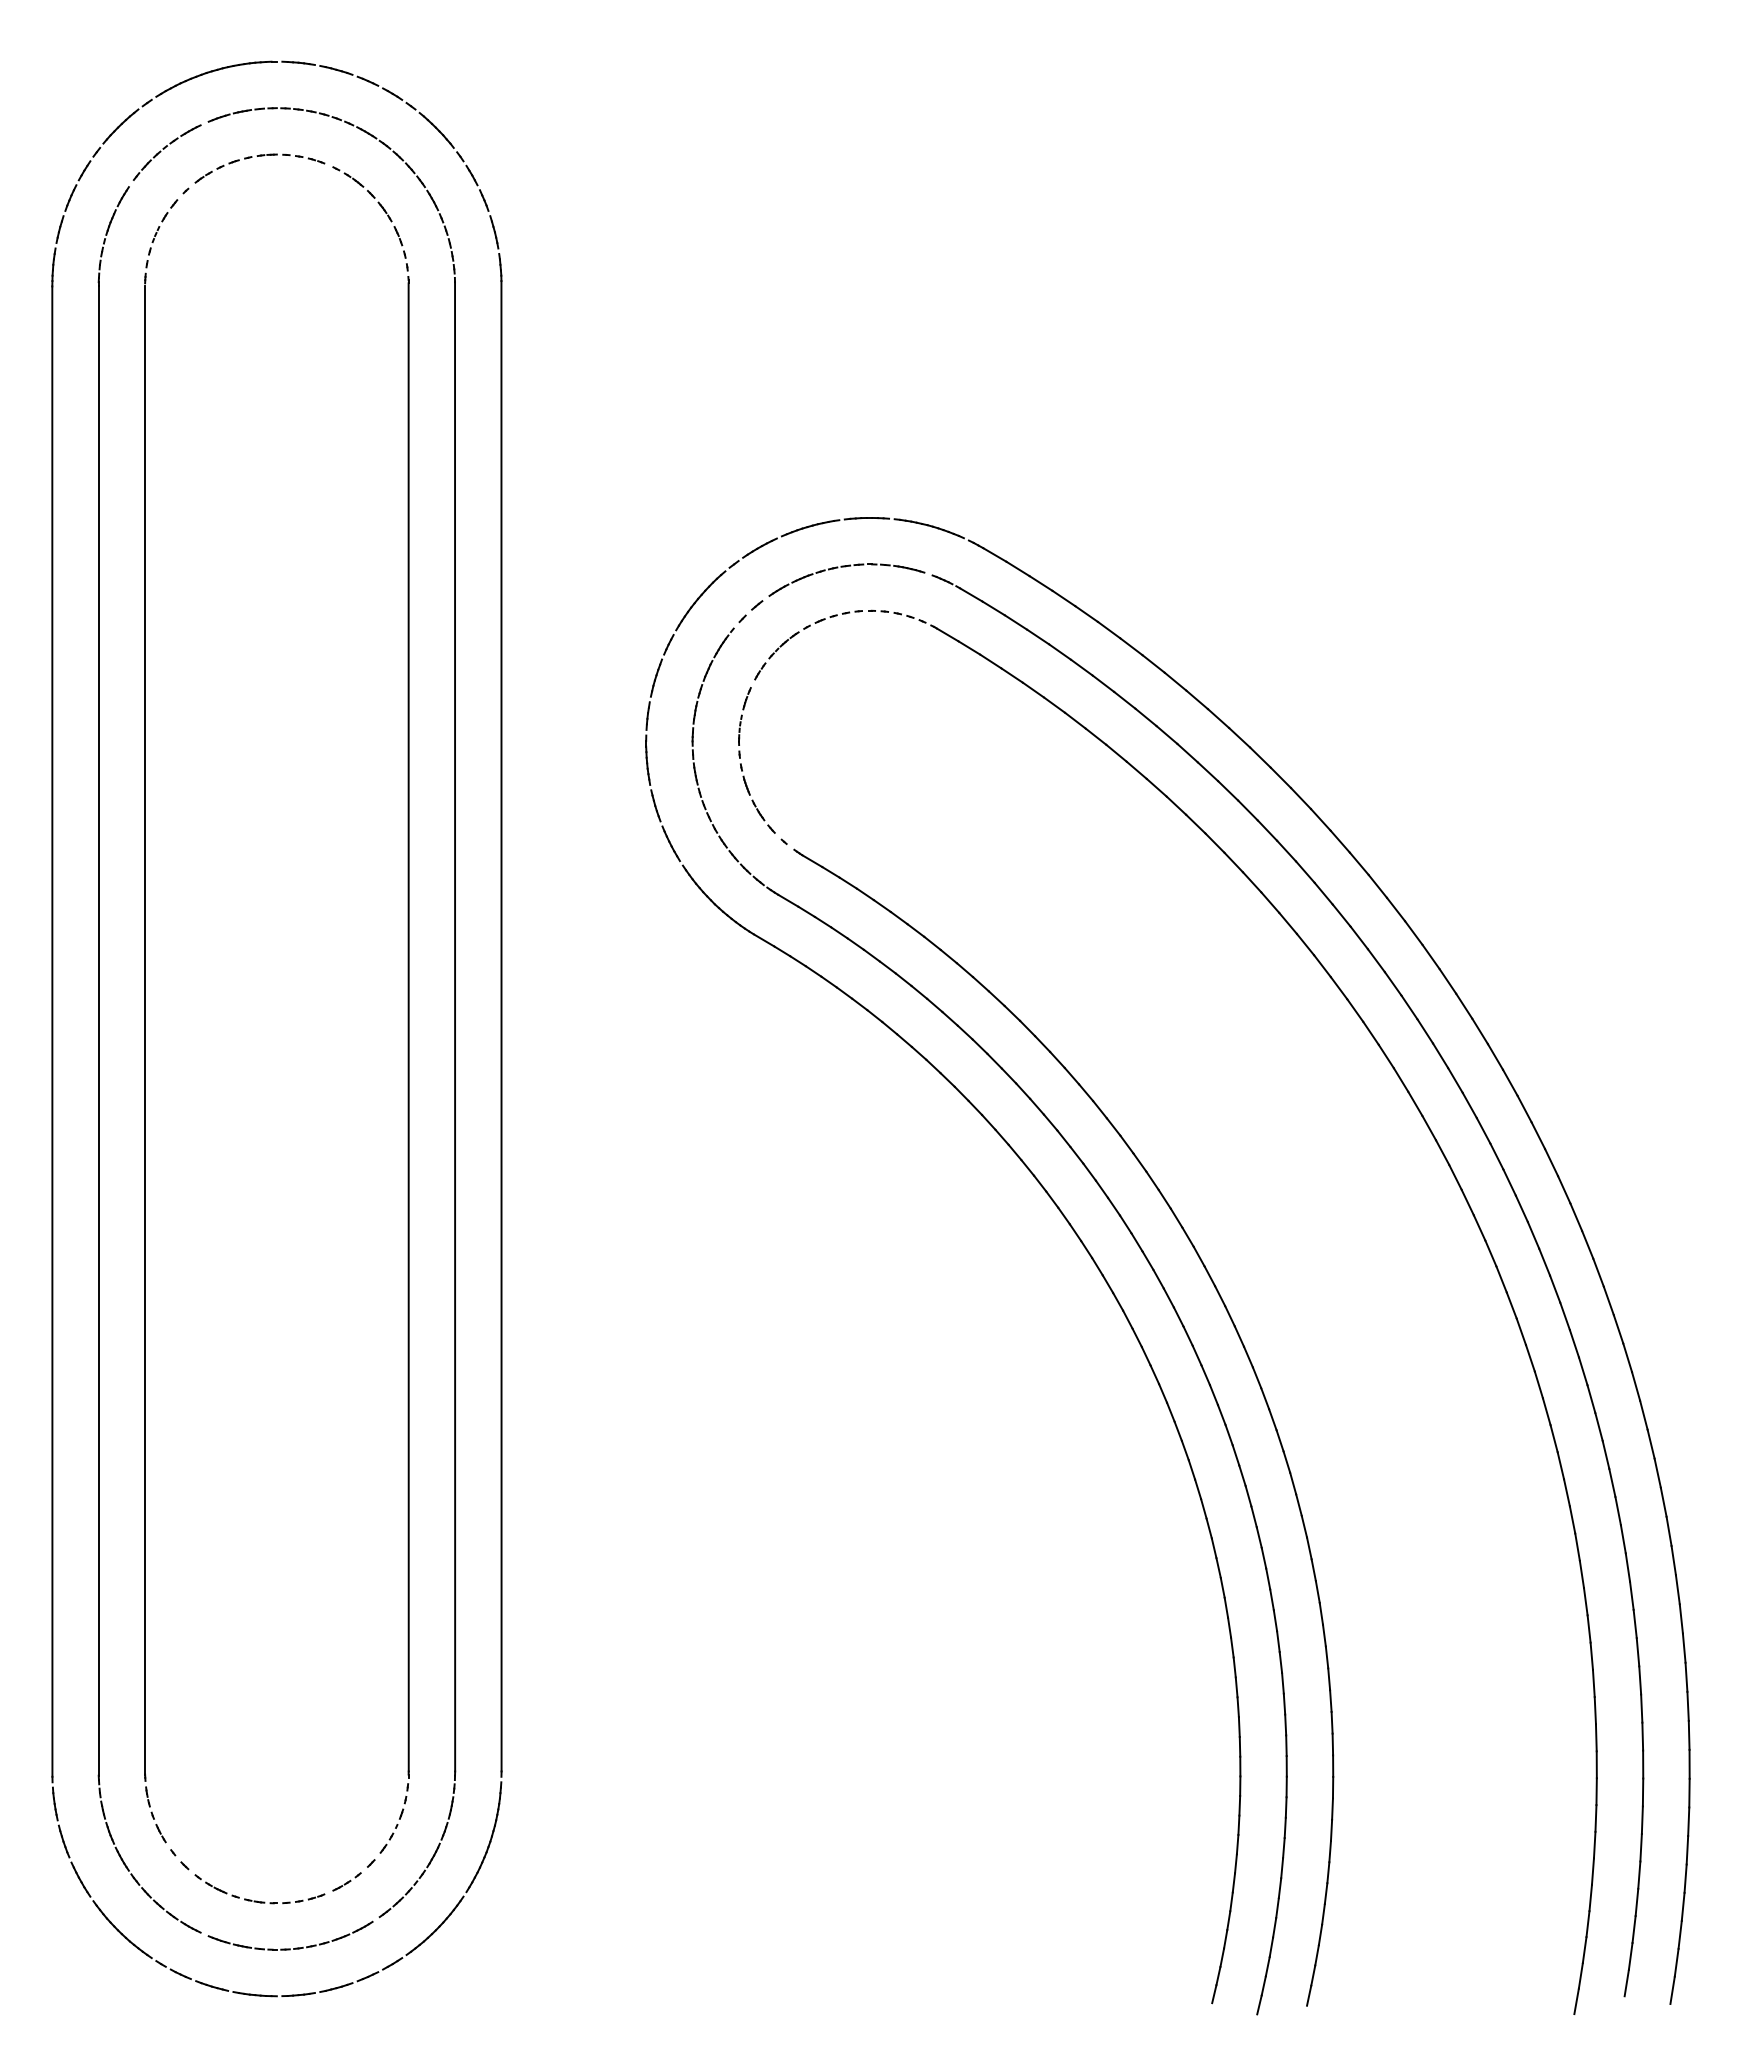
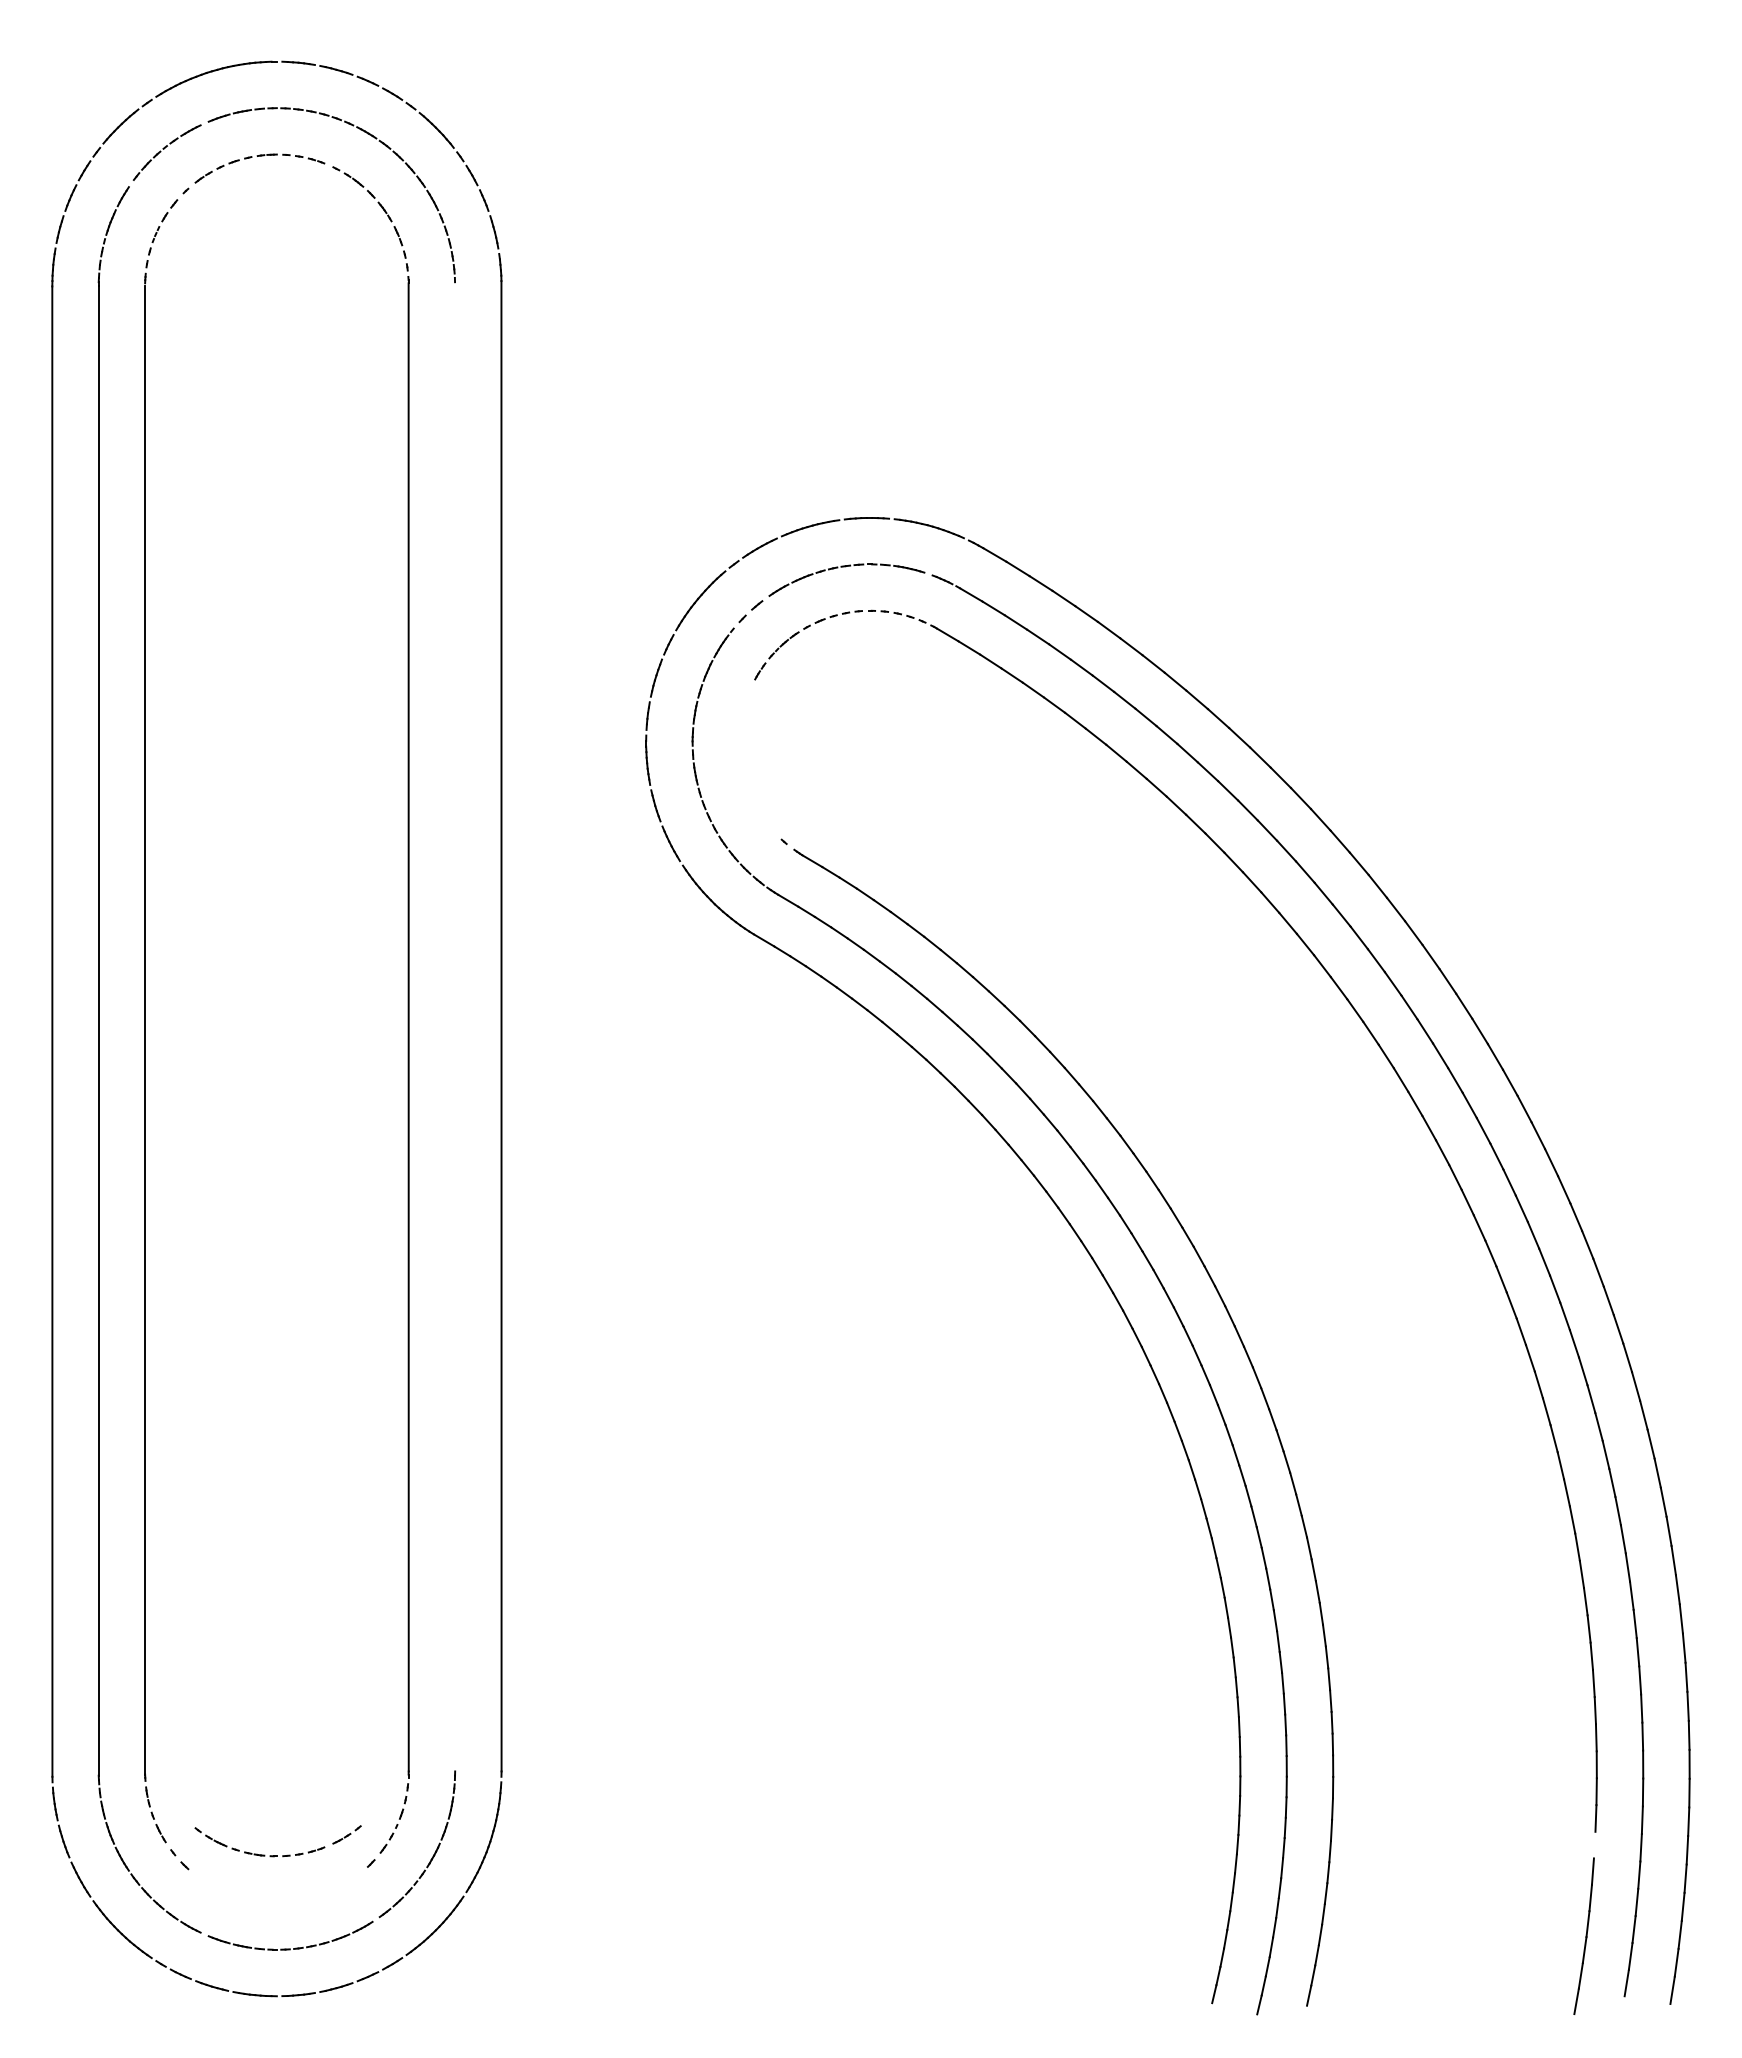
part: present -> none (742, 766)
line: present -> none (455, 1026)
line: present -> none (1594, 1844)
part position: (277, 1902) -> (277, 1855) (277, 1855)
